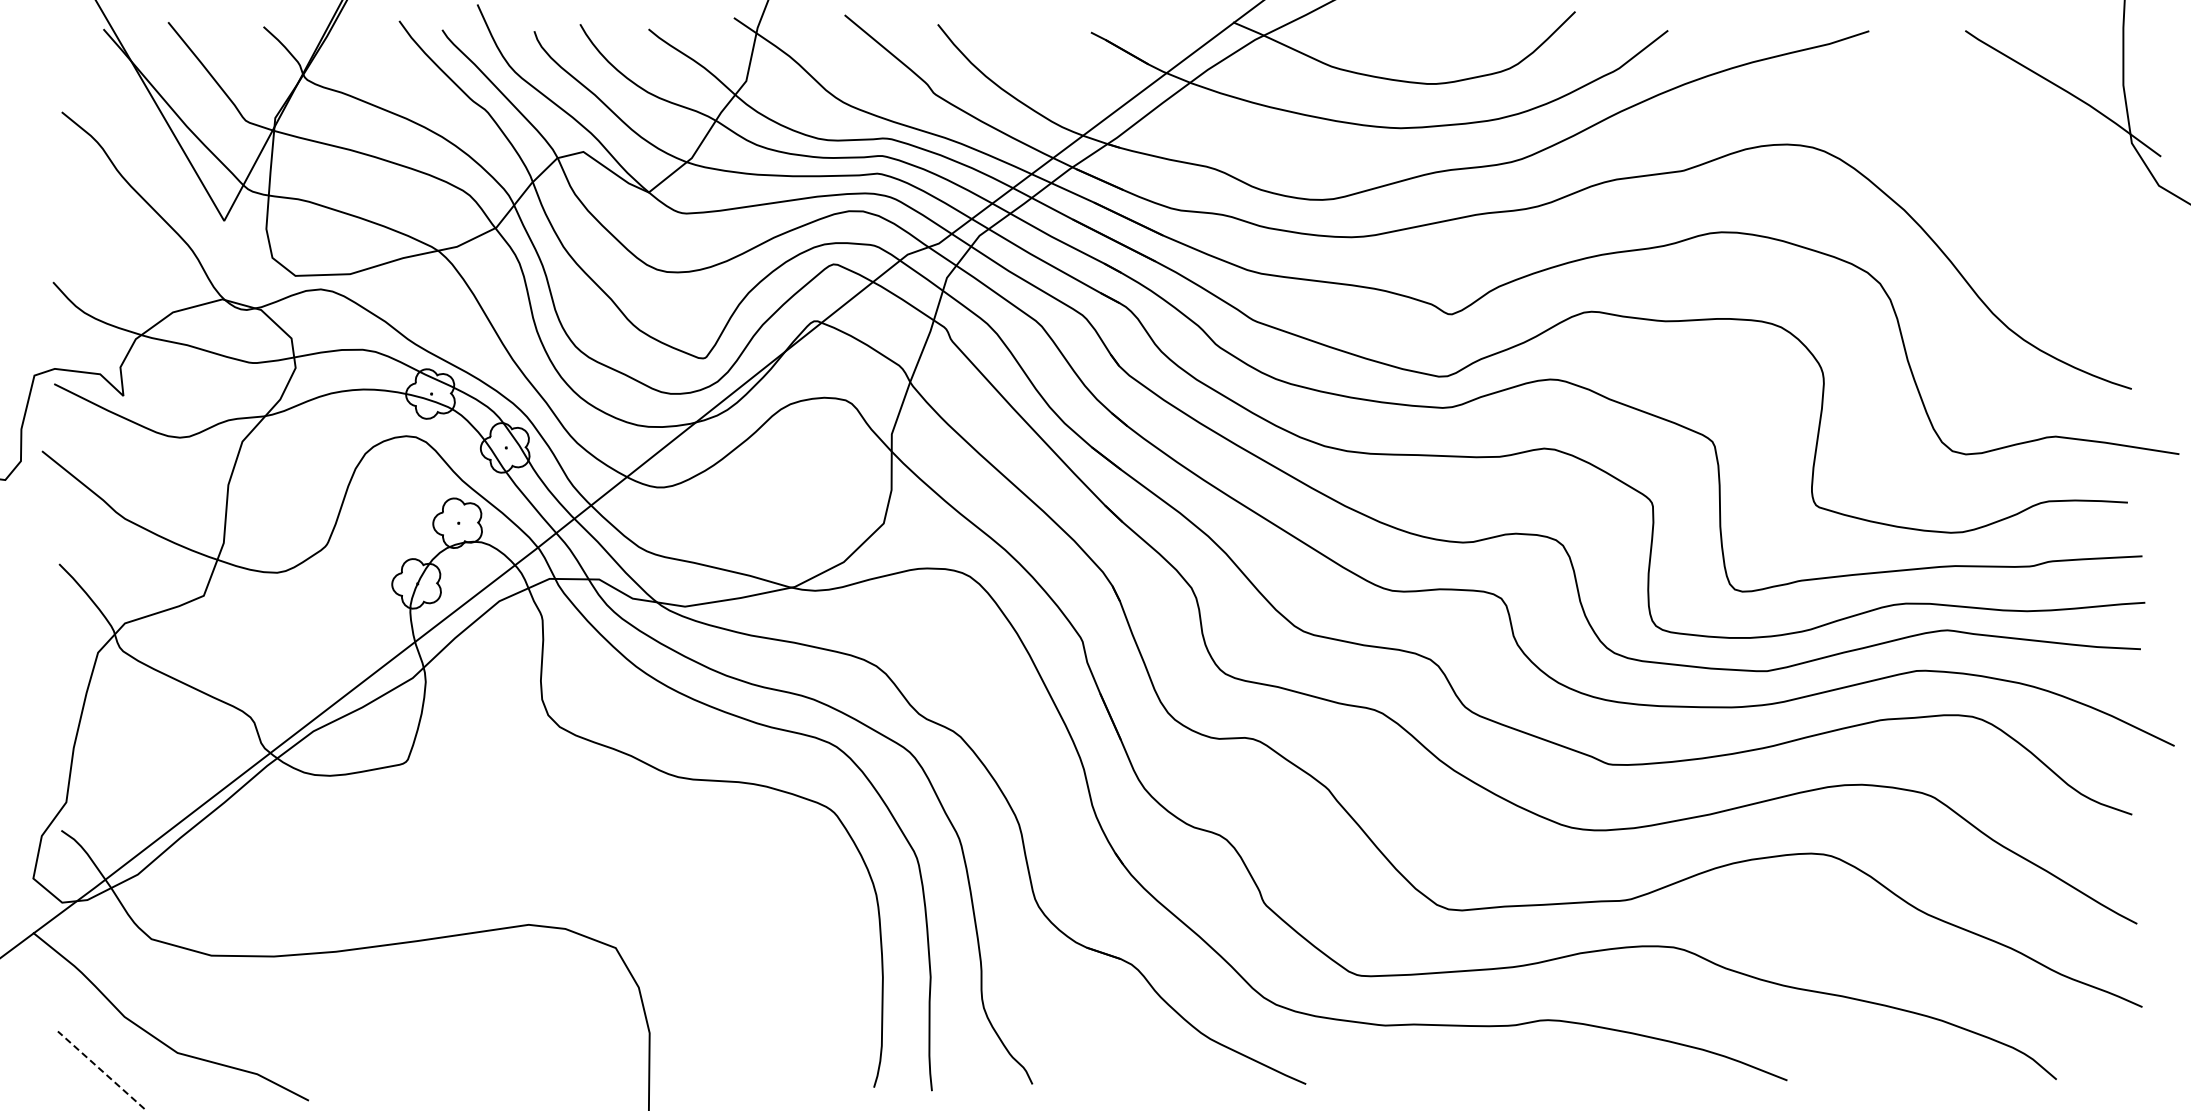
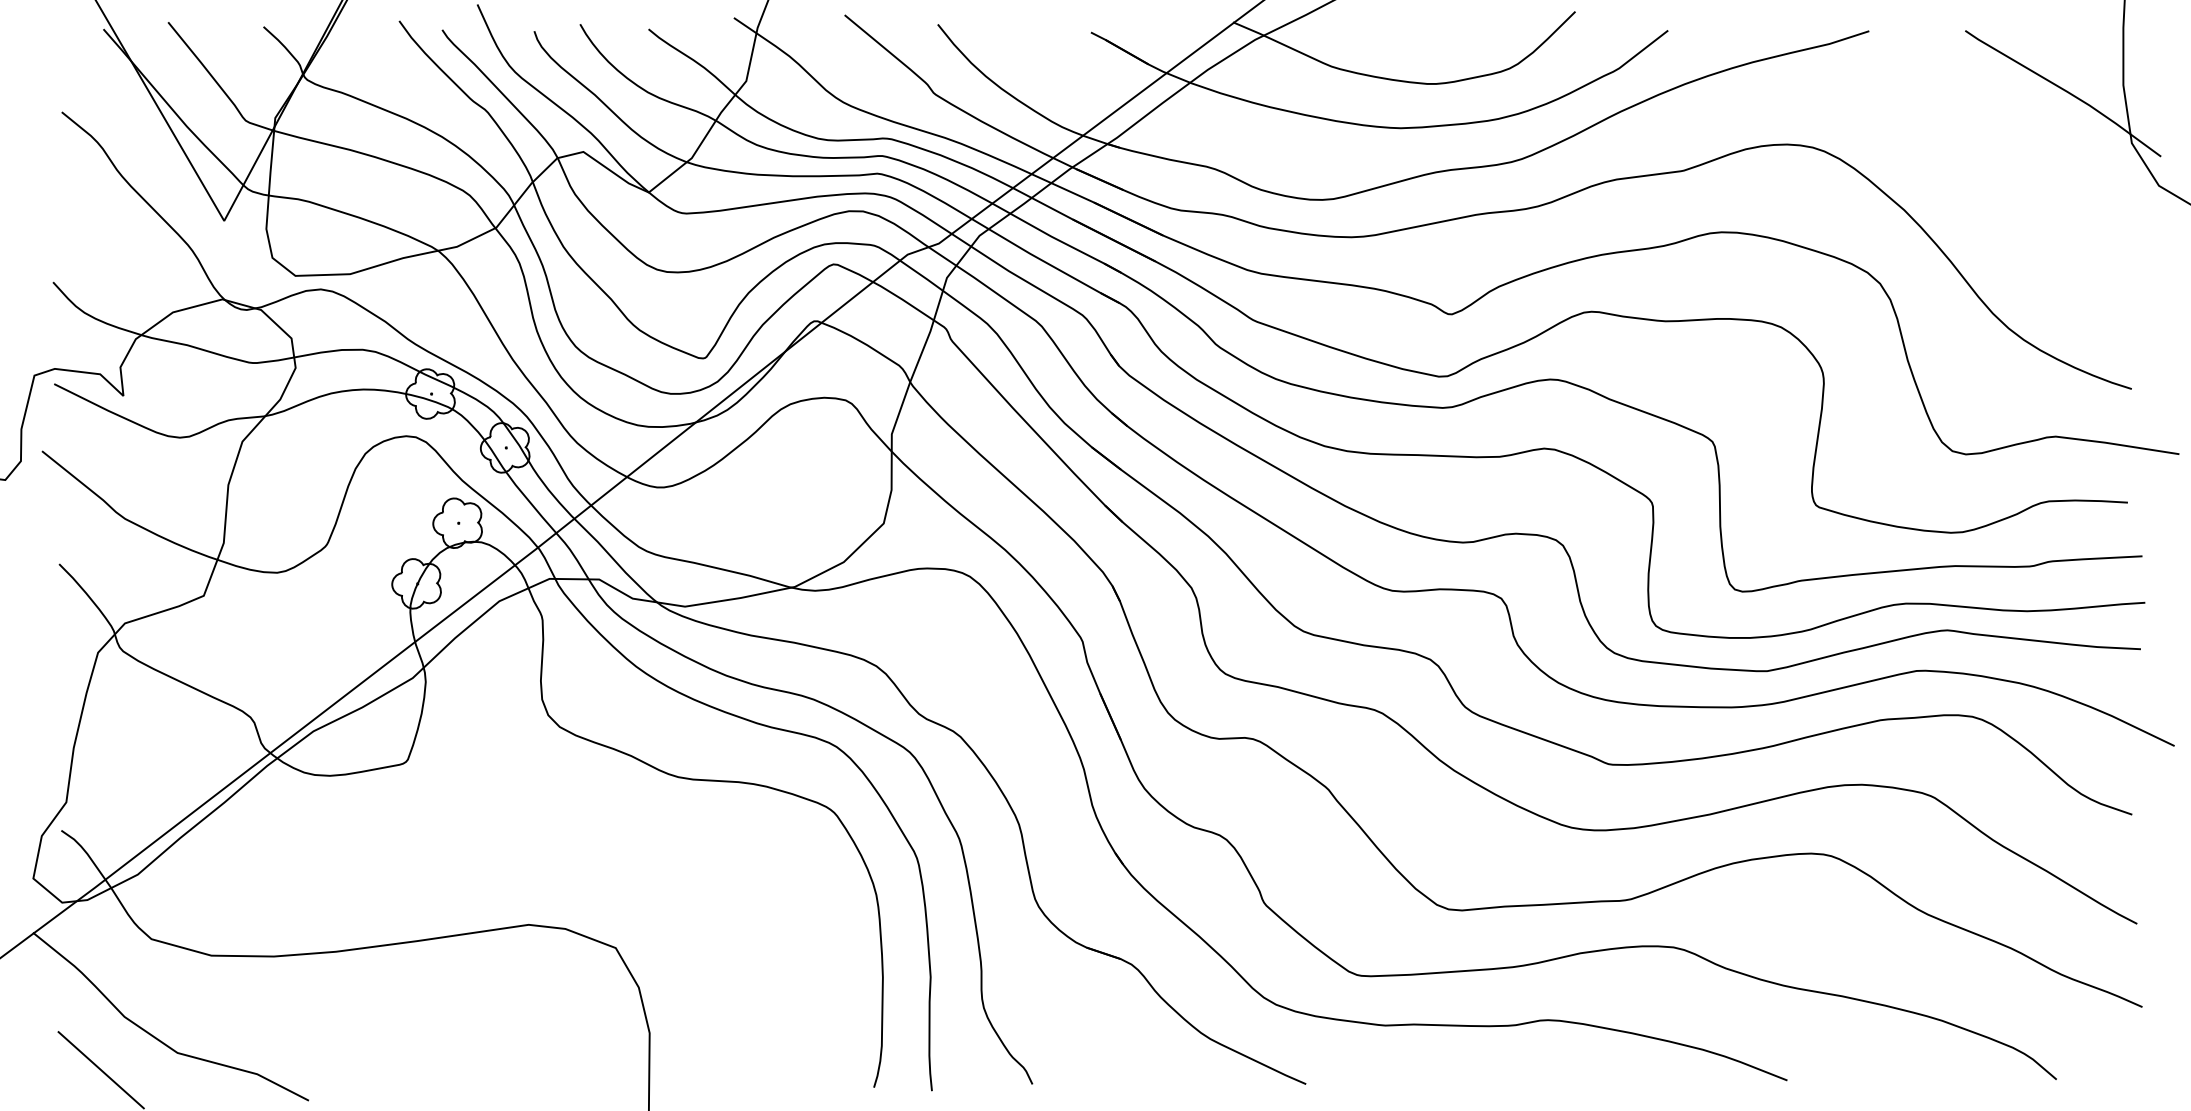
line: dashed -> solid (100, 1069)
